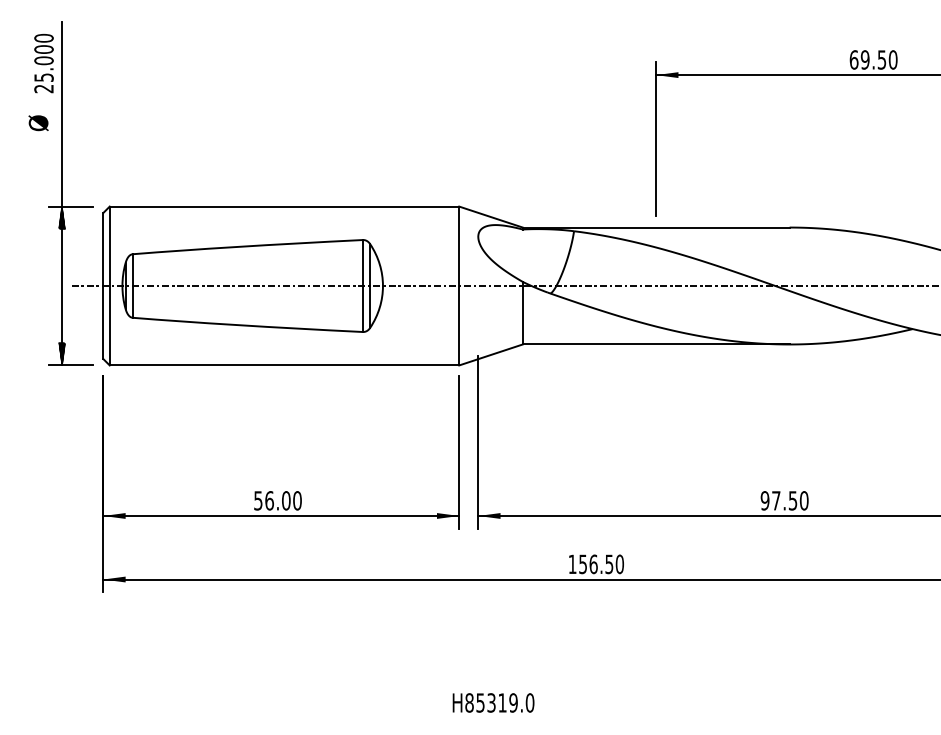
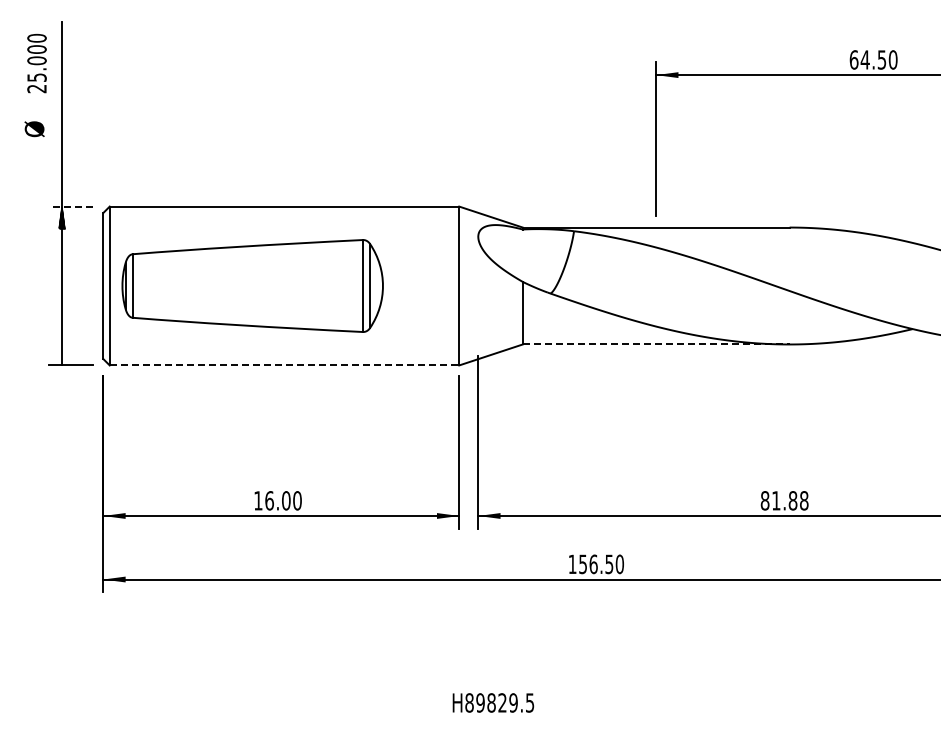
text: 69.50 -> 64.50 (864, 59)
text position: (43, 63) -> (36, 63) (36, 63)
text position: (38, 123) -> (34, 129) (34, 129)
line: solid -> dashed (71, 206)
line: present -> none (504, 286)
line: solid -> dashed (656, 344)
hatch: present -> none (62, 354)
line: solid -> dashed (284, 365)
text: 56.00 -> 16.00 (258, 500)
text: 97.50 -> 81.88 (784, 500)
text: H85319.0 -> H89829.5 (505, 702)
